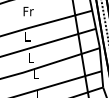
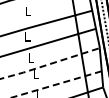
text: Fr -> L (28, 11)
line: solid -> dashed (49, 64)
line: solid -> dashed (55, 84)
